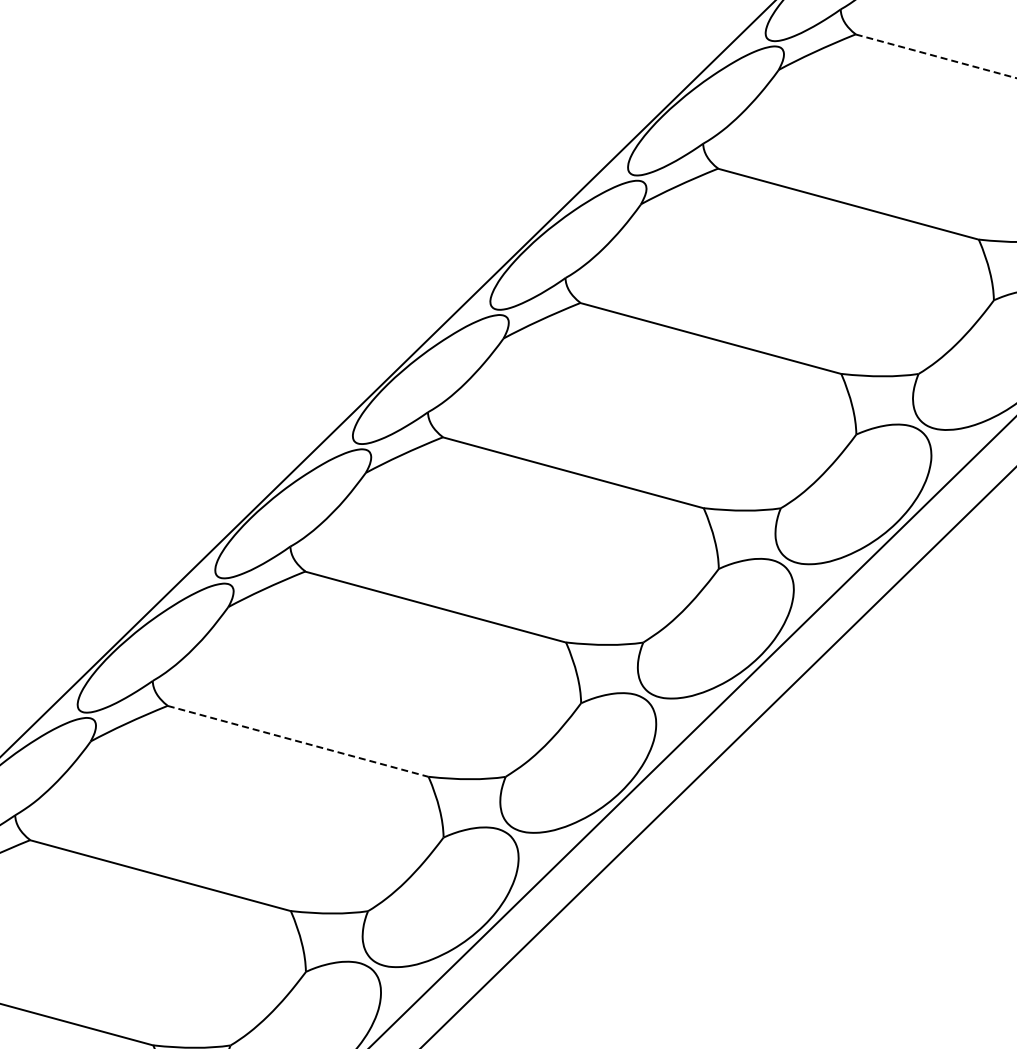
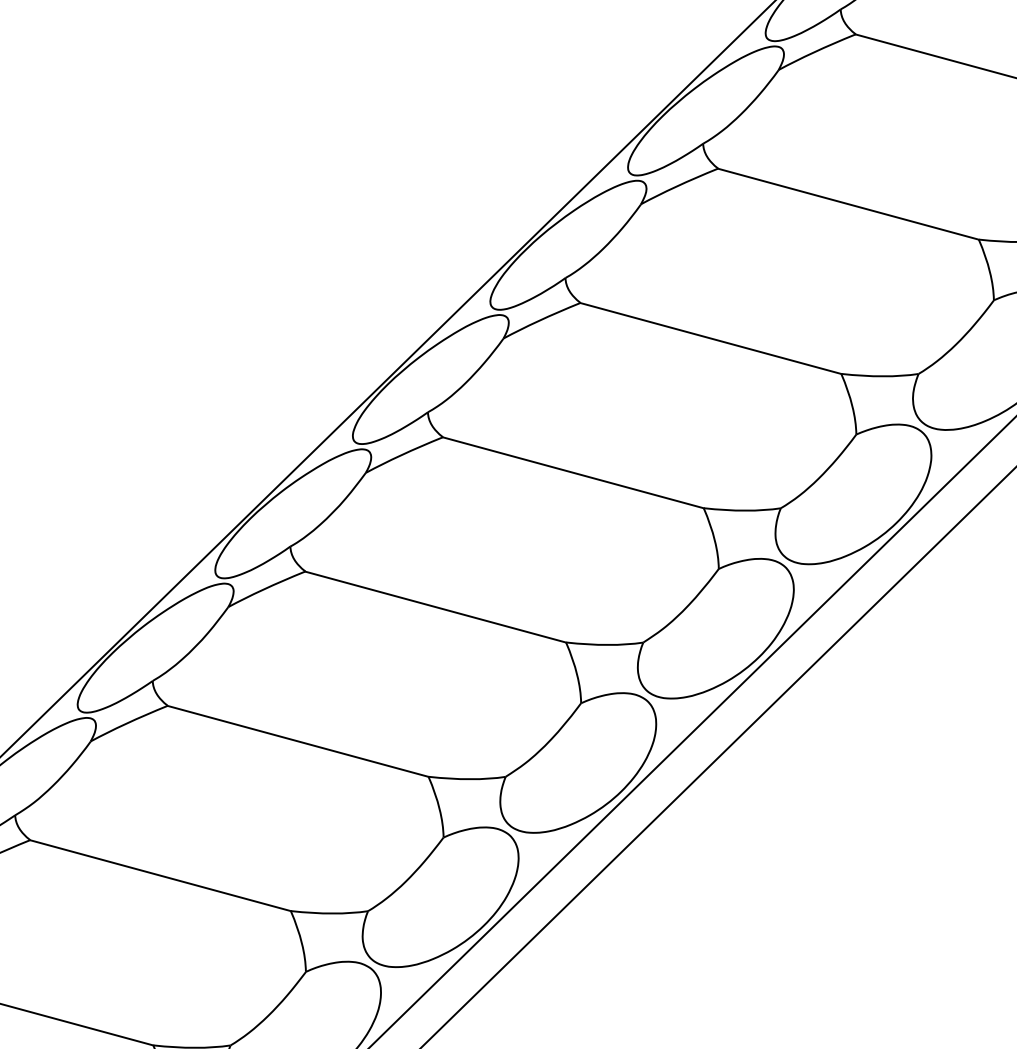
line: dashed -> solid (936, 56)
line: dashed -> solid (298, 741)
